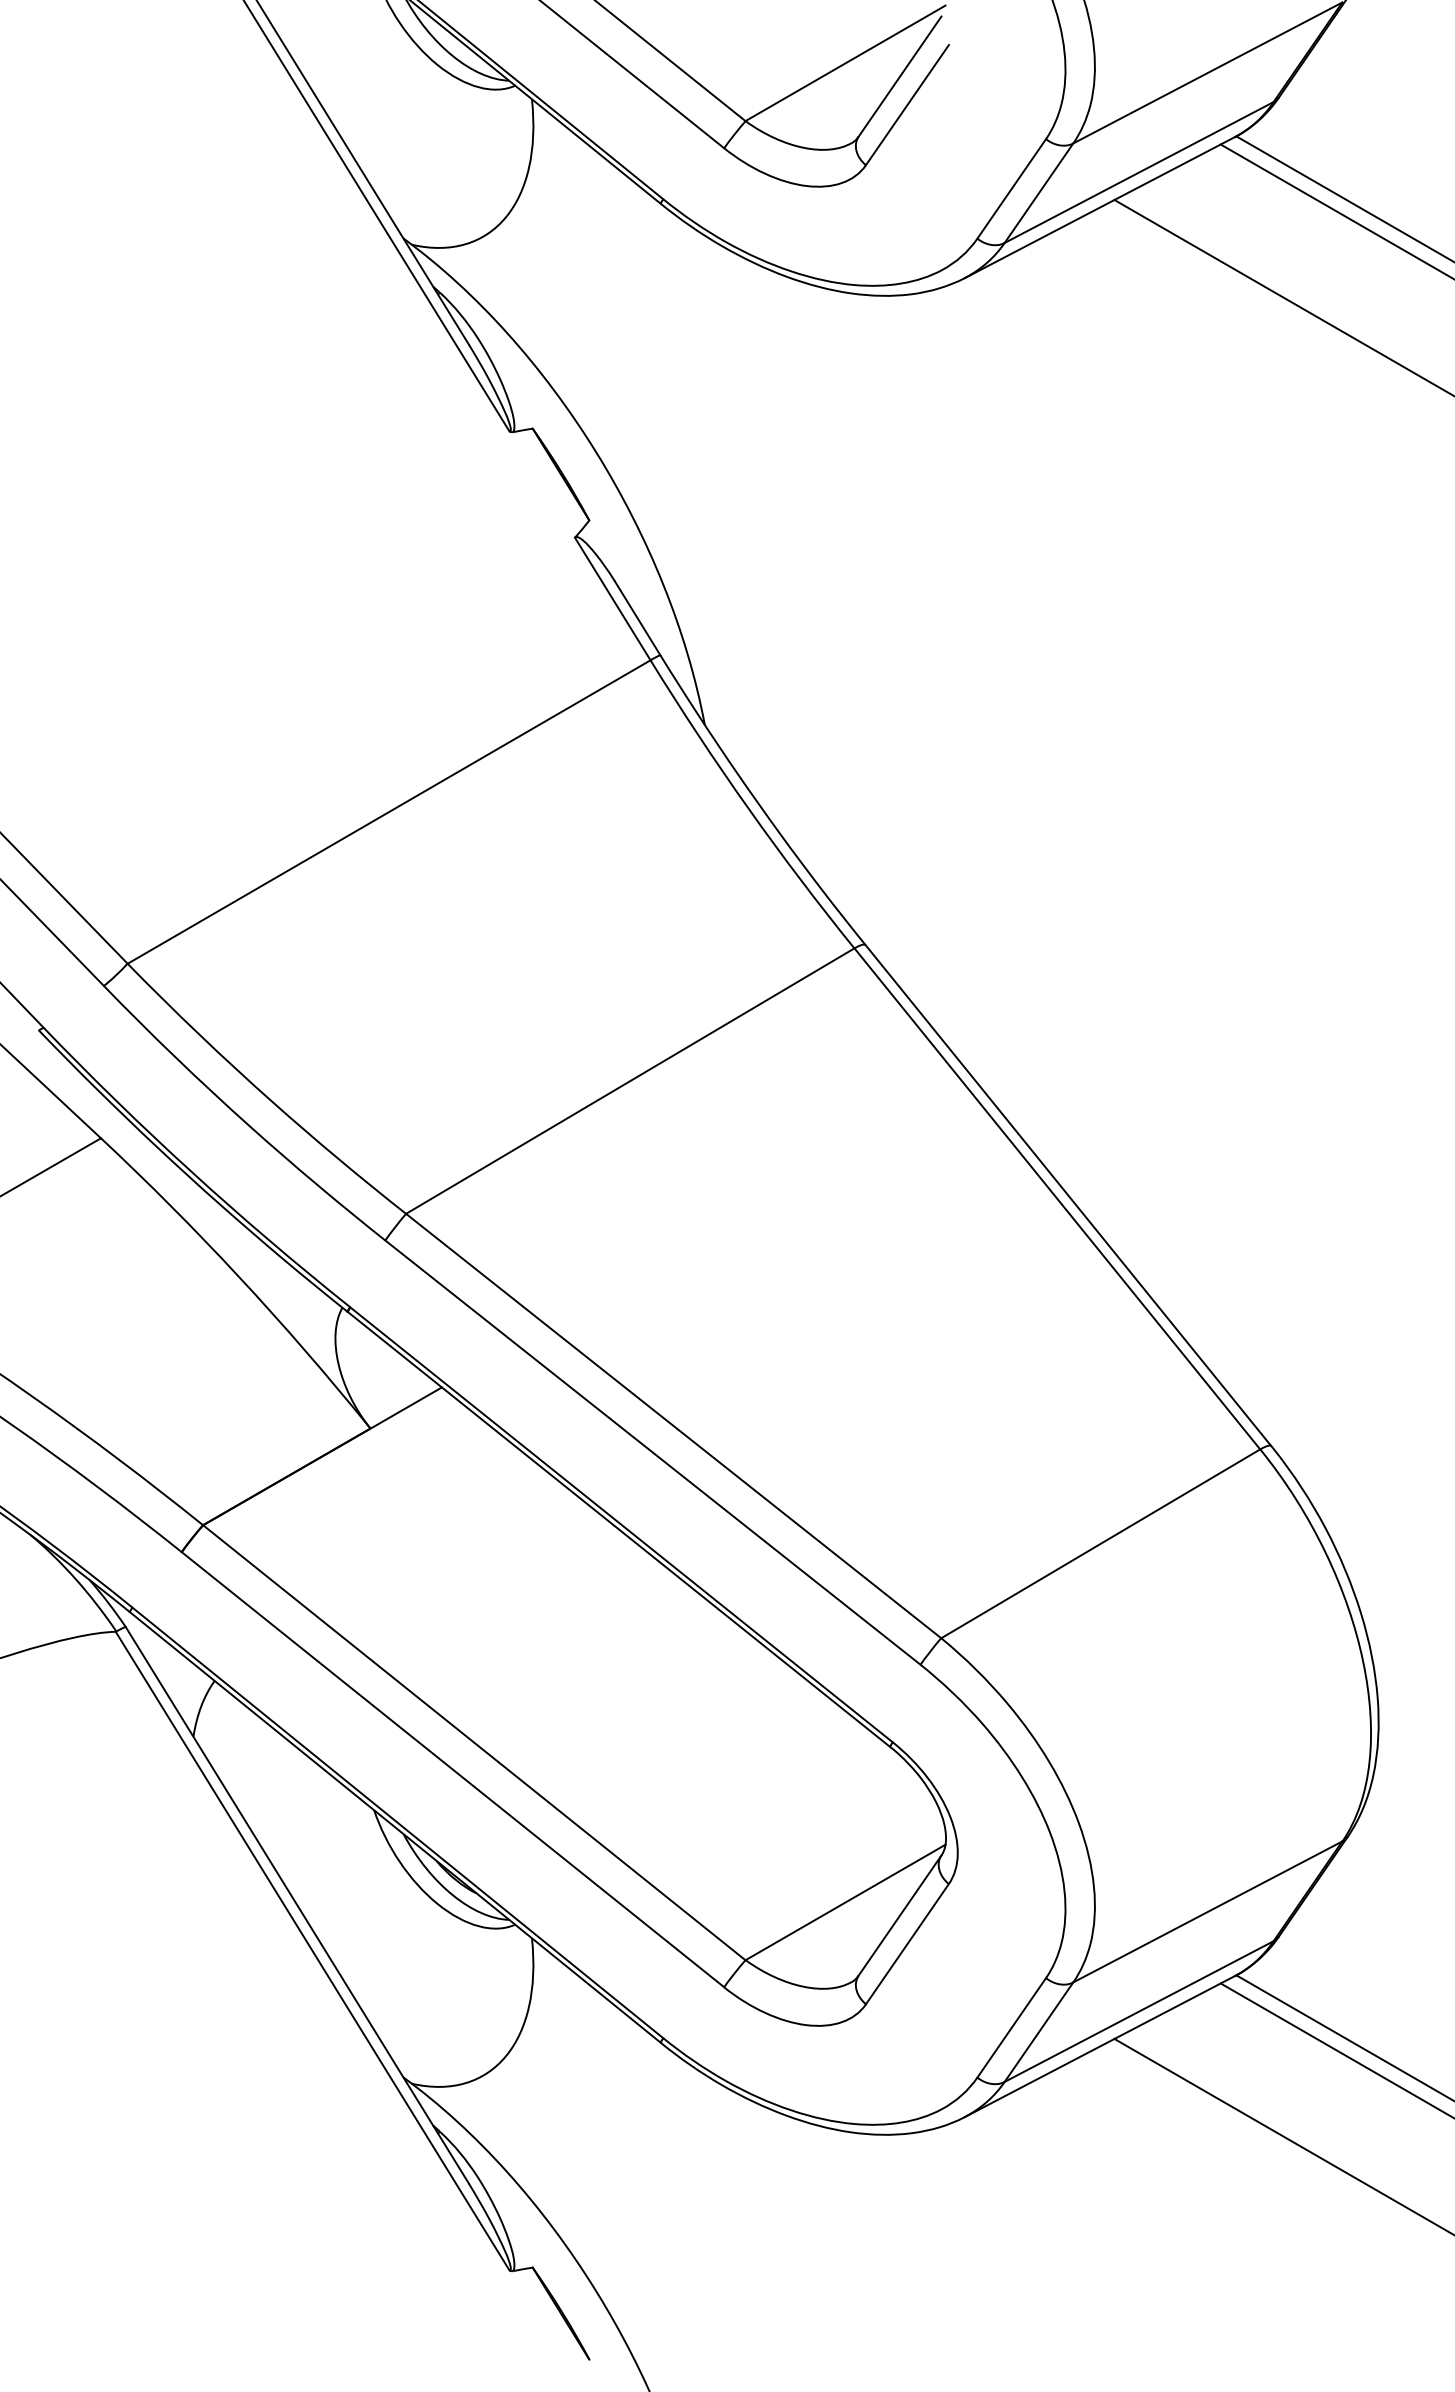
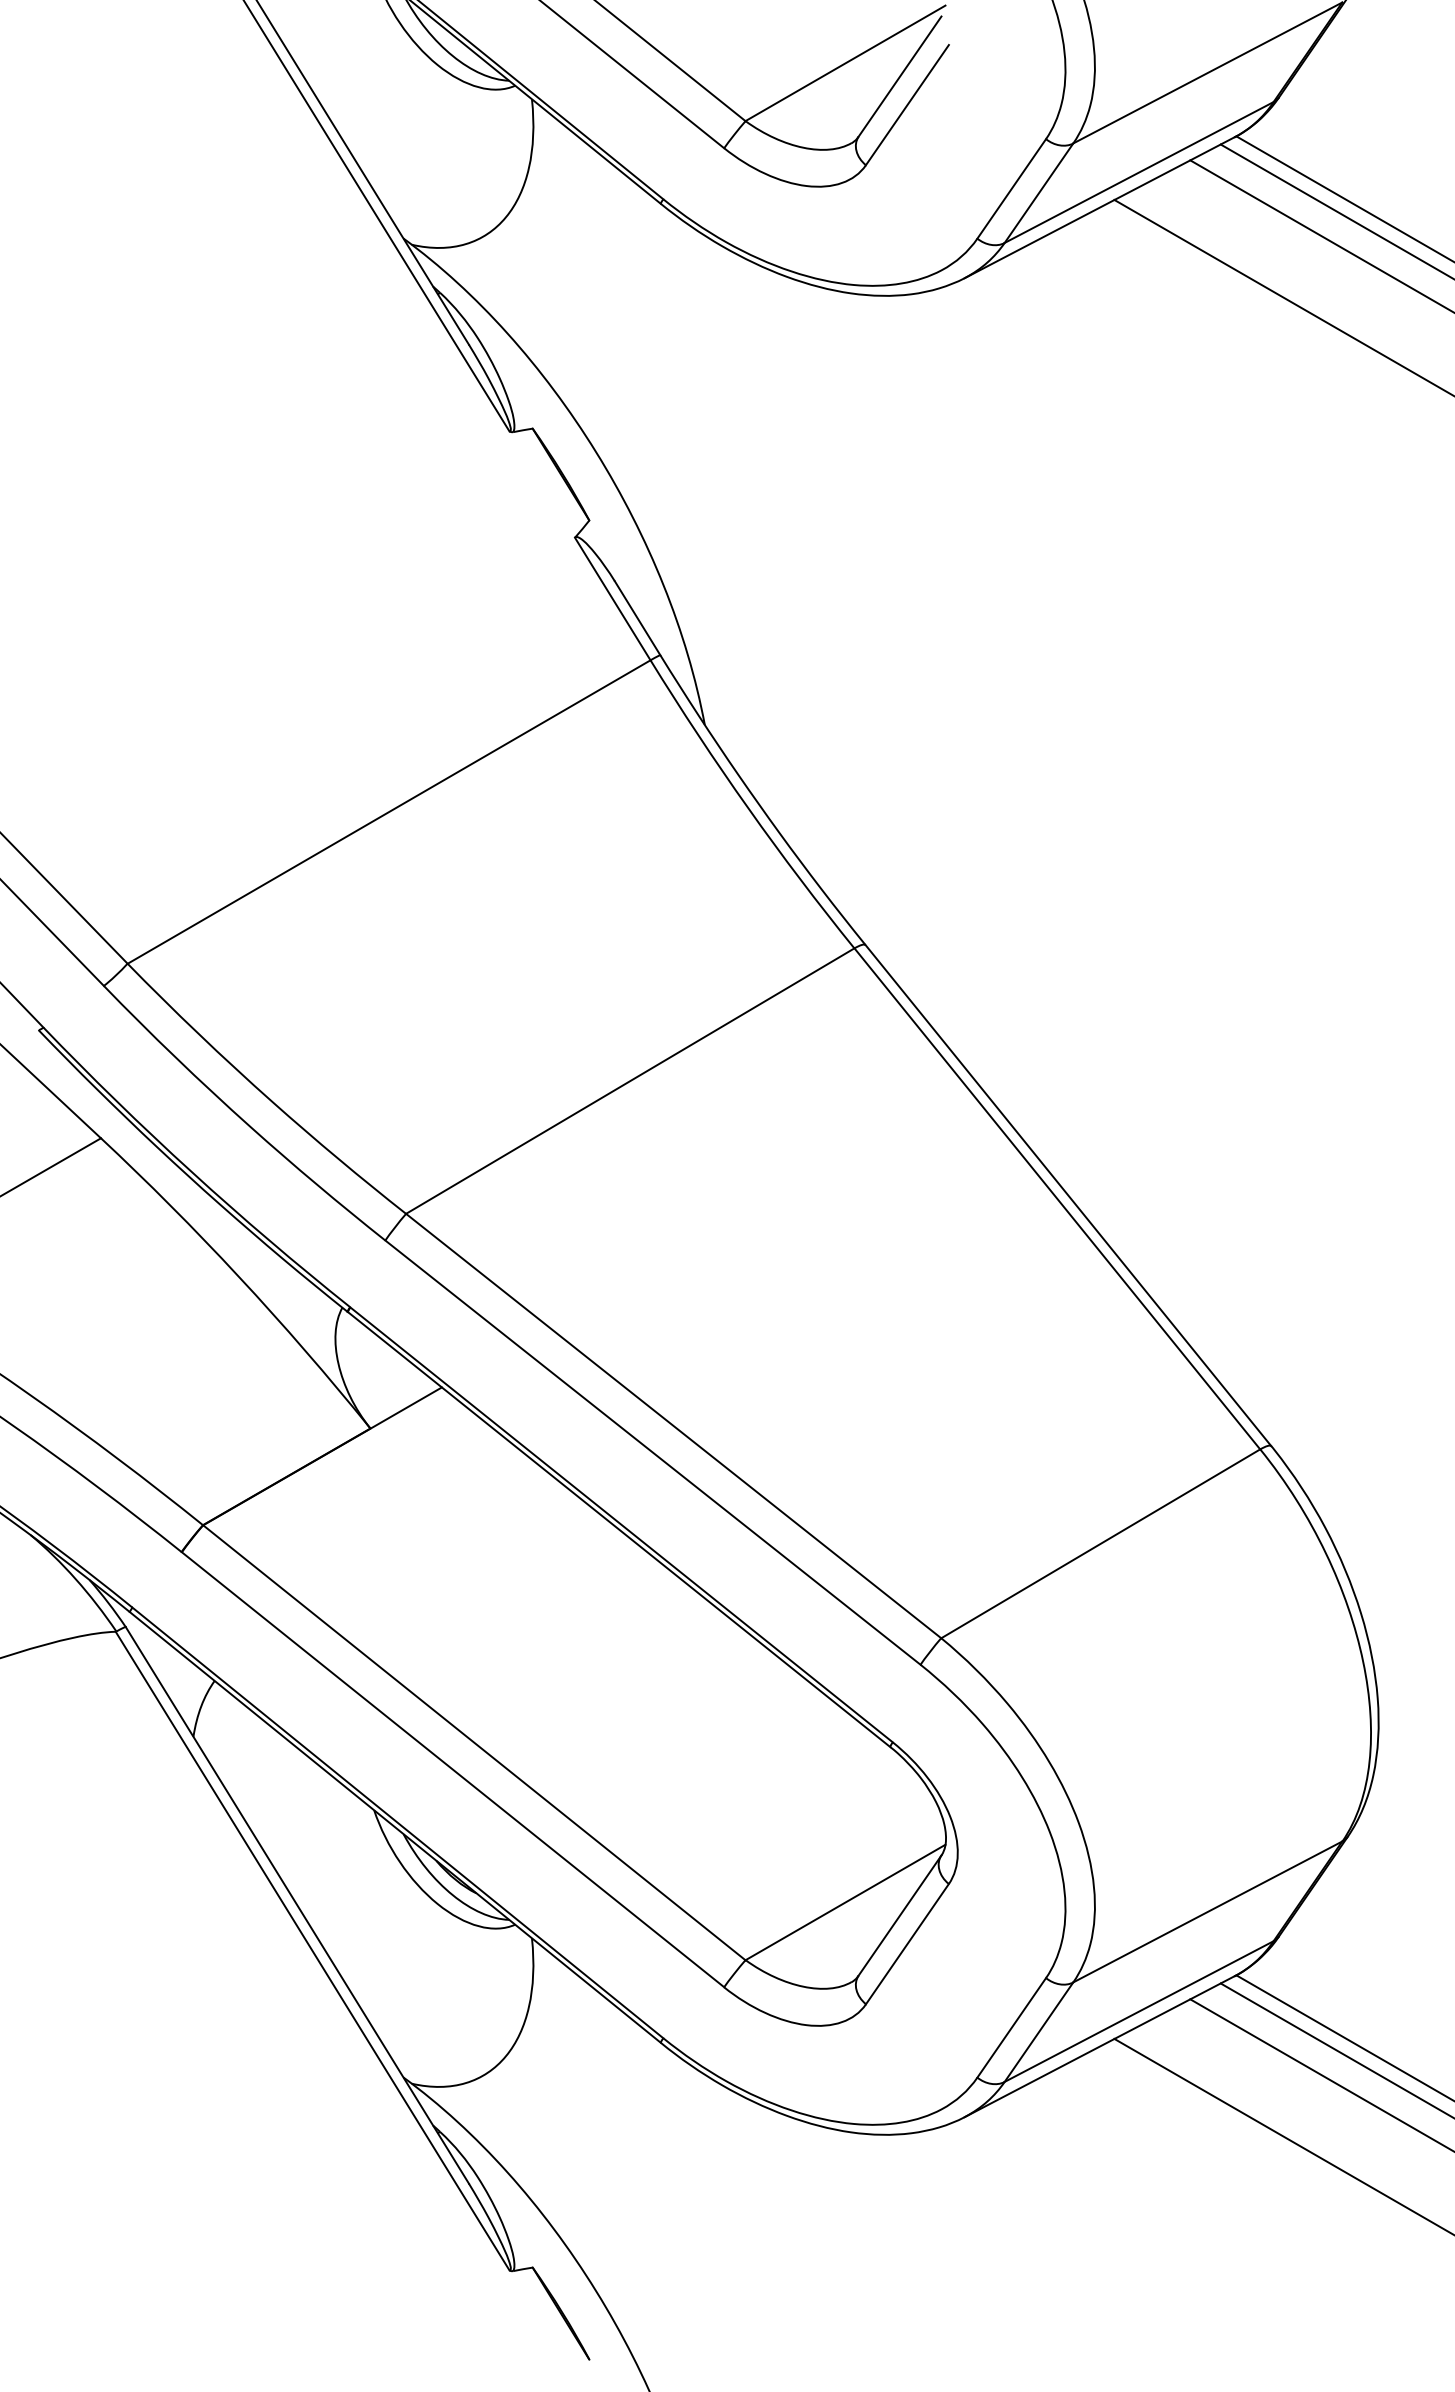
line: none -> present (1320, 235)
line: none -> present (1320, 2074)
